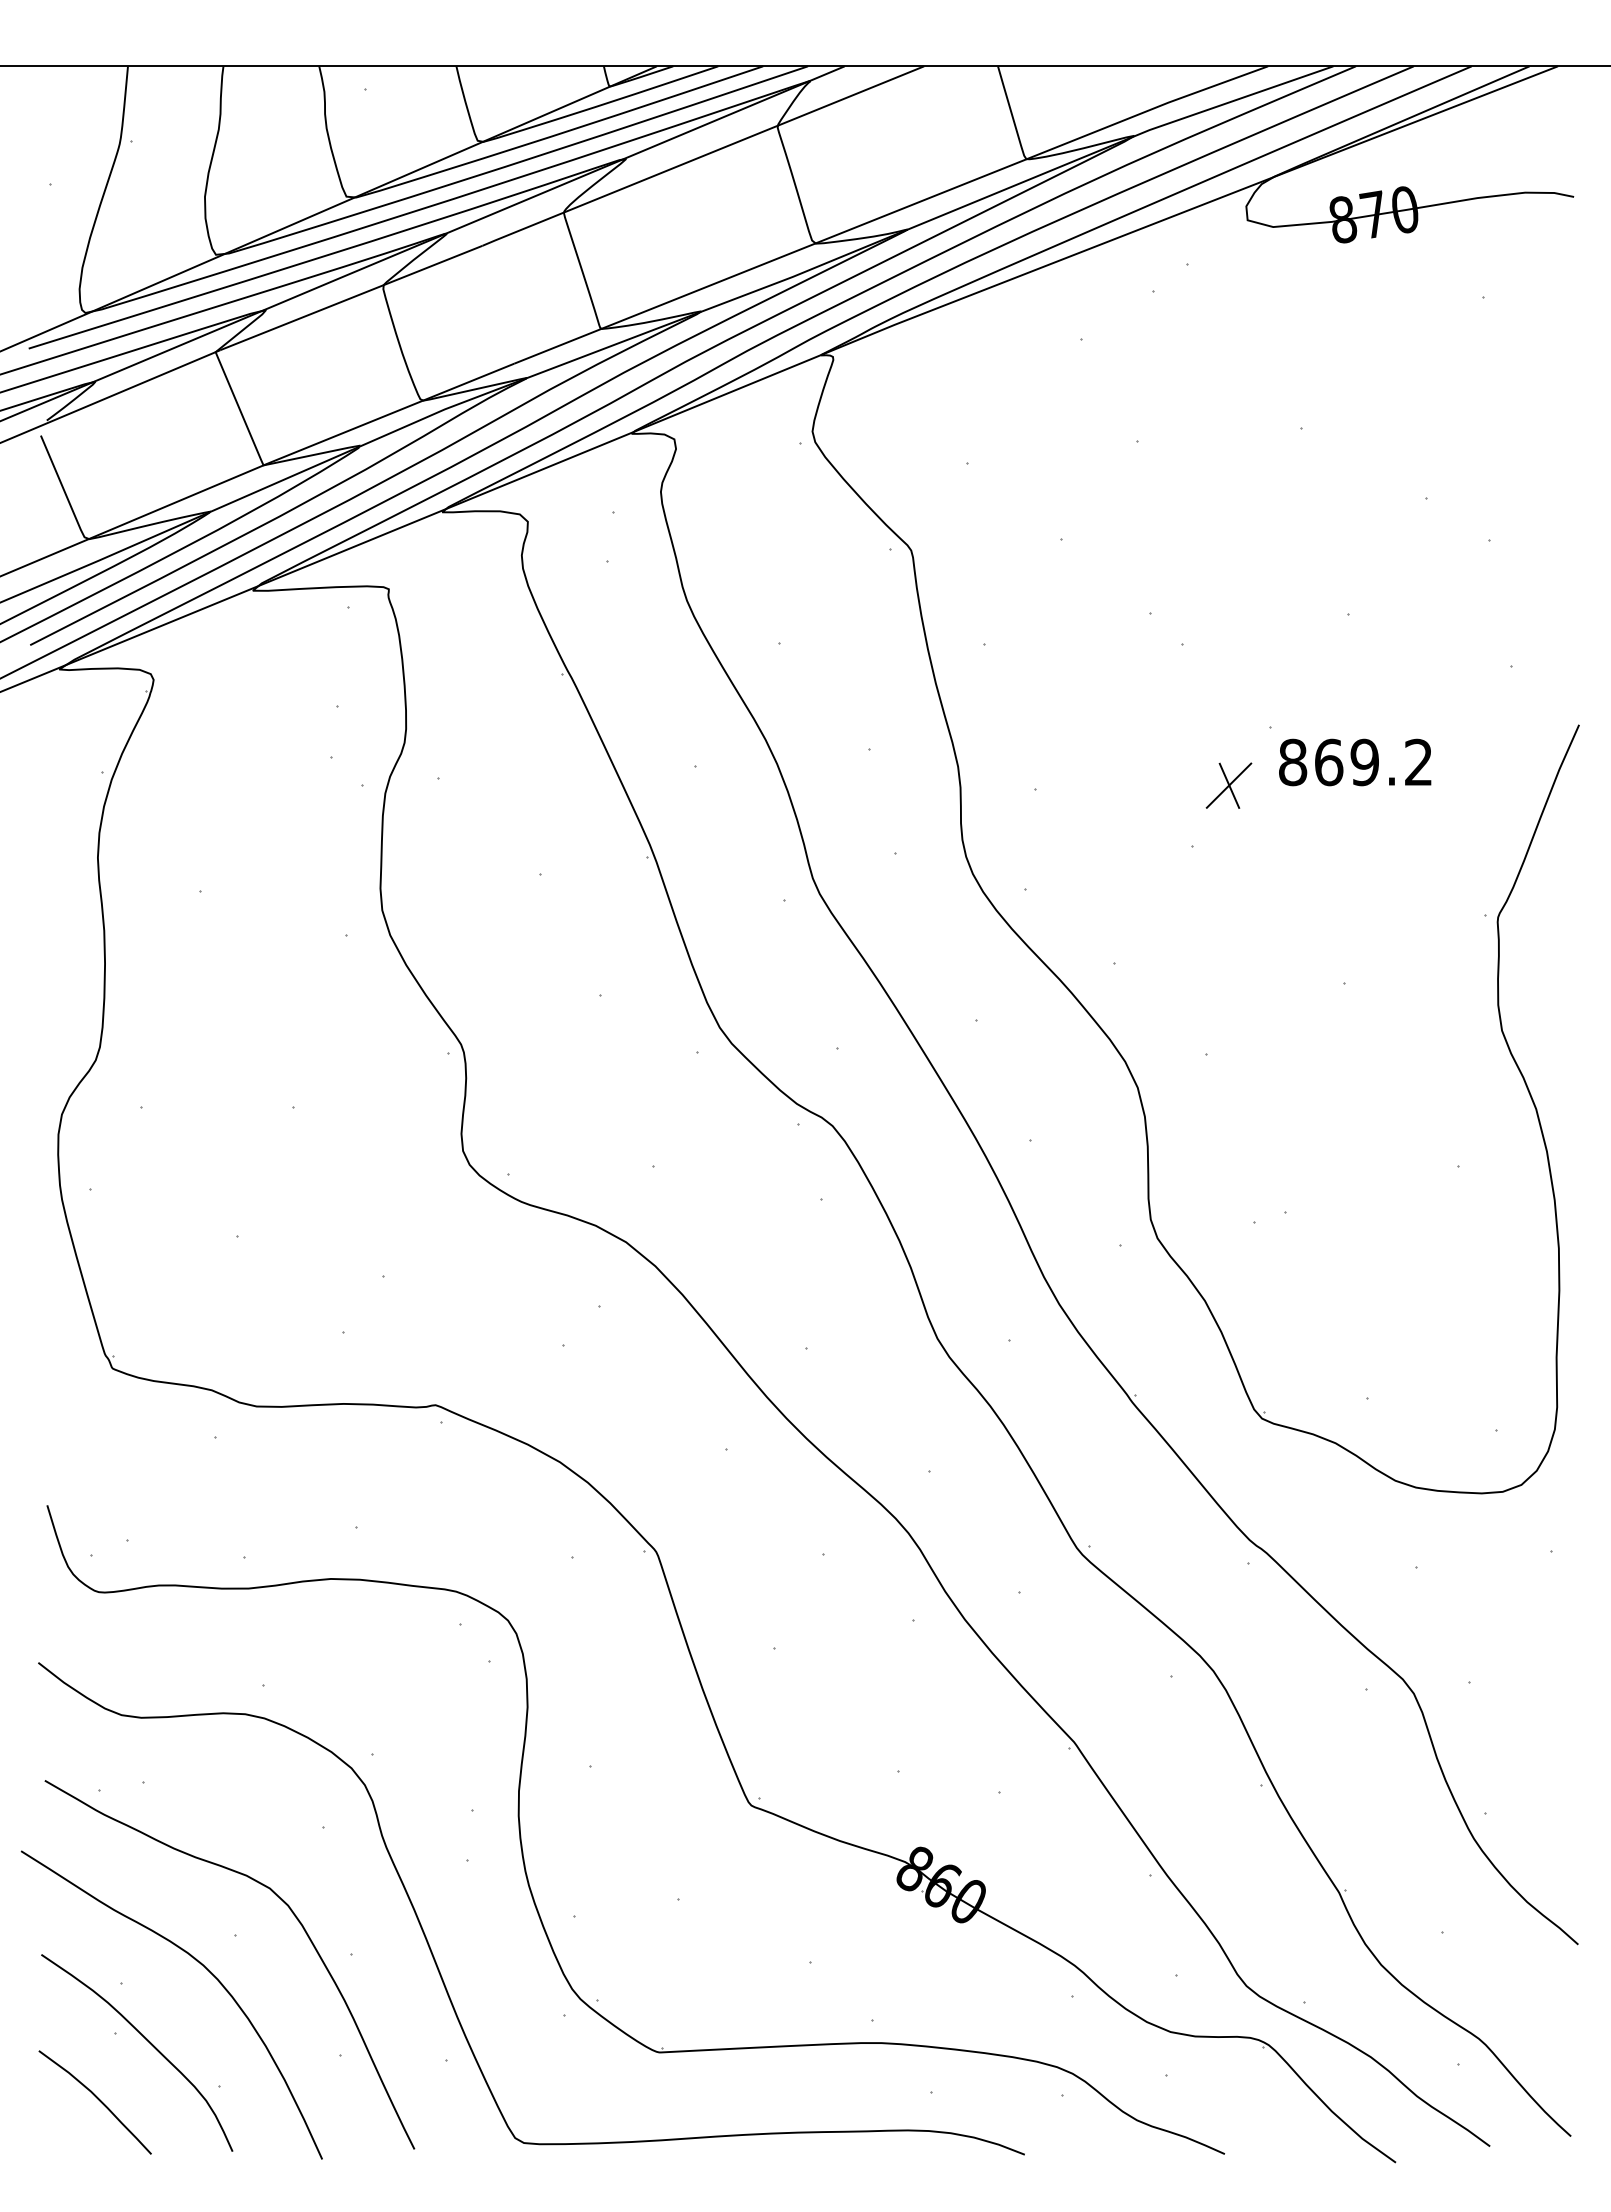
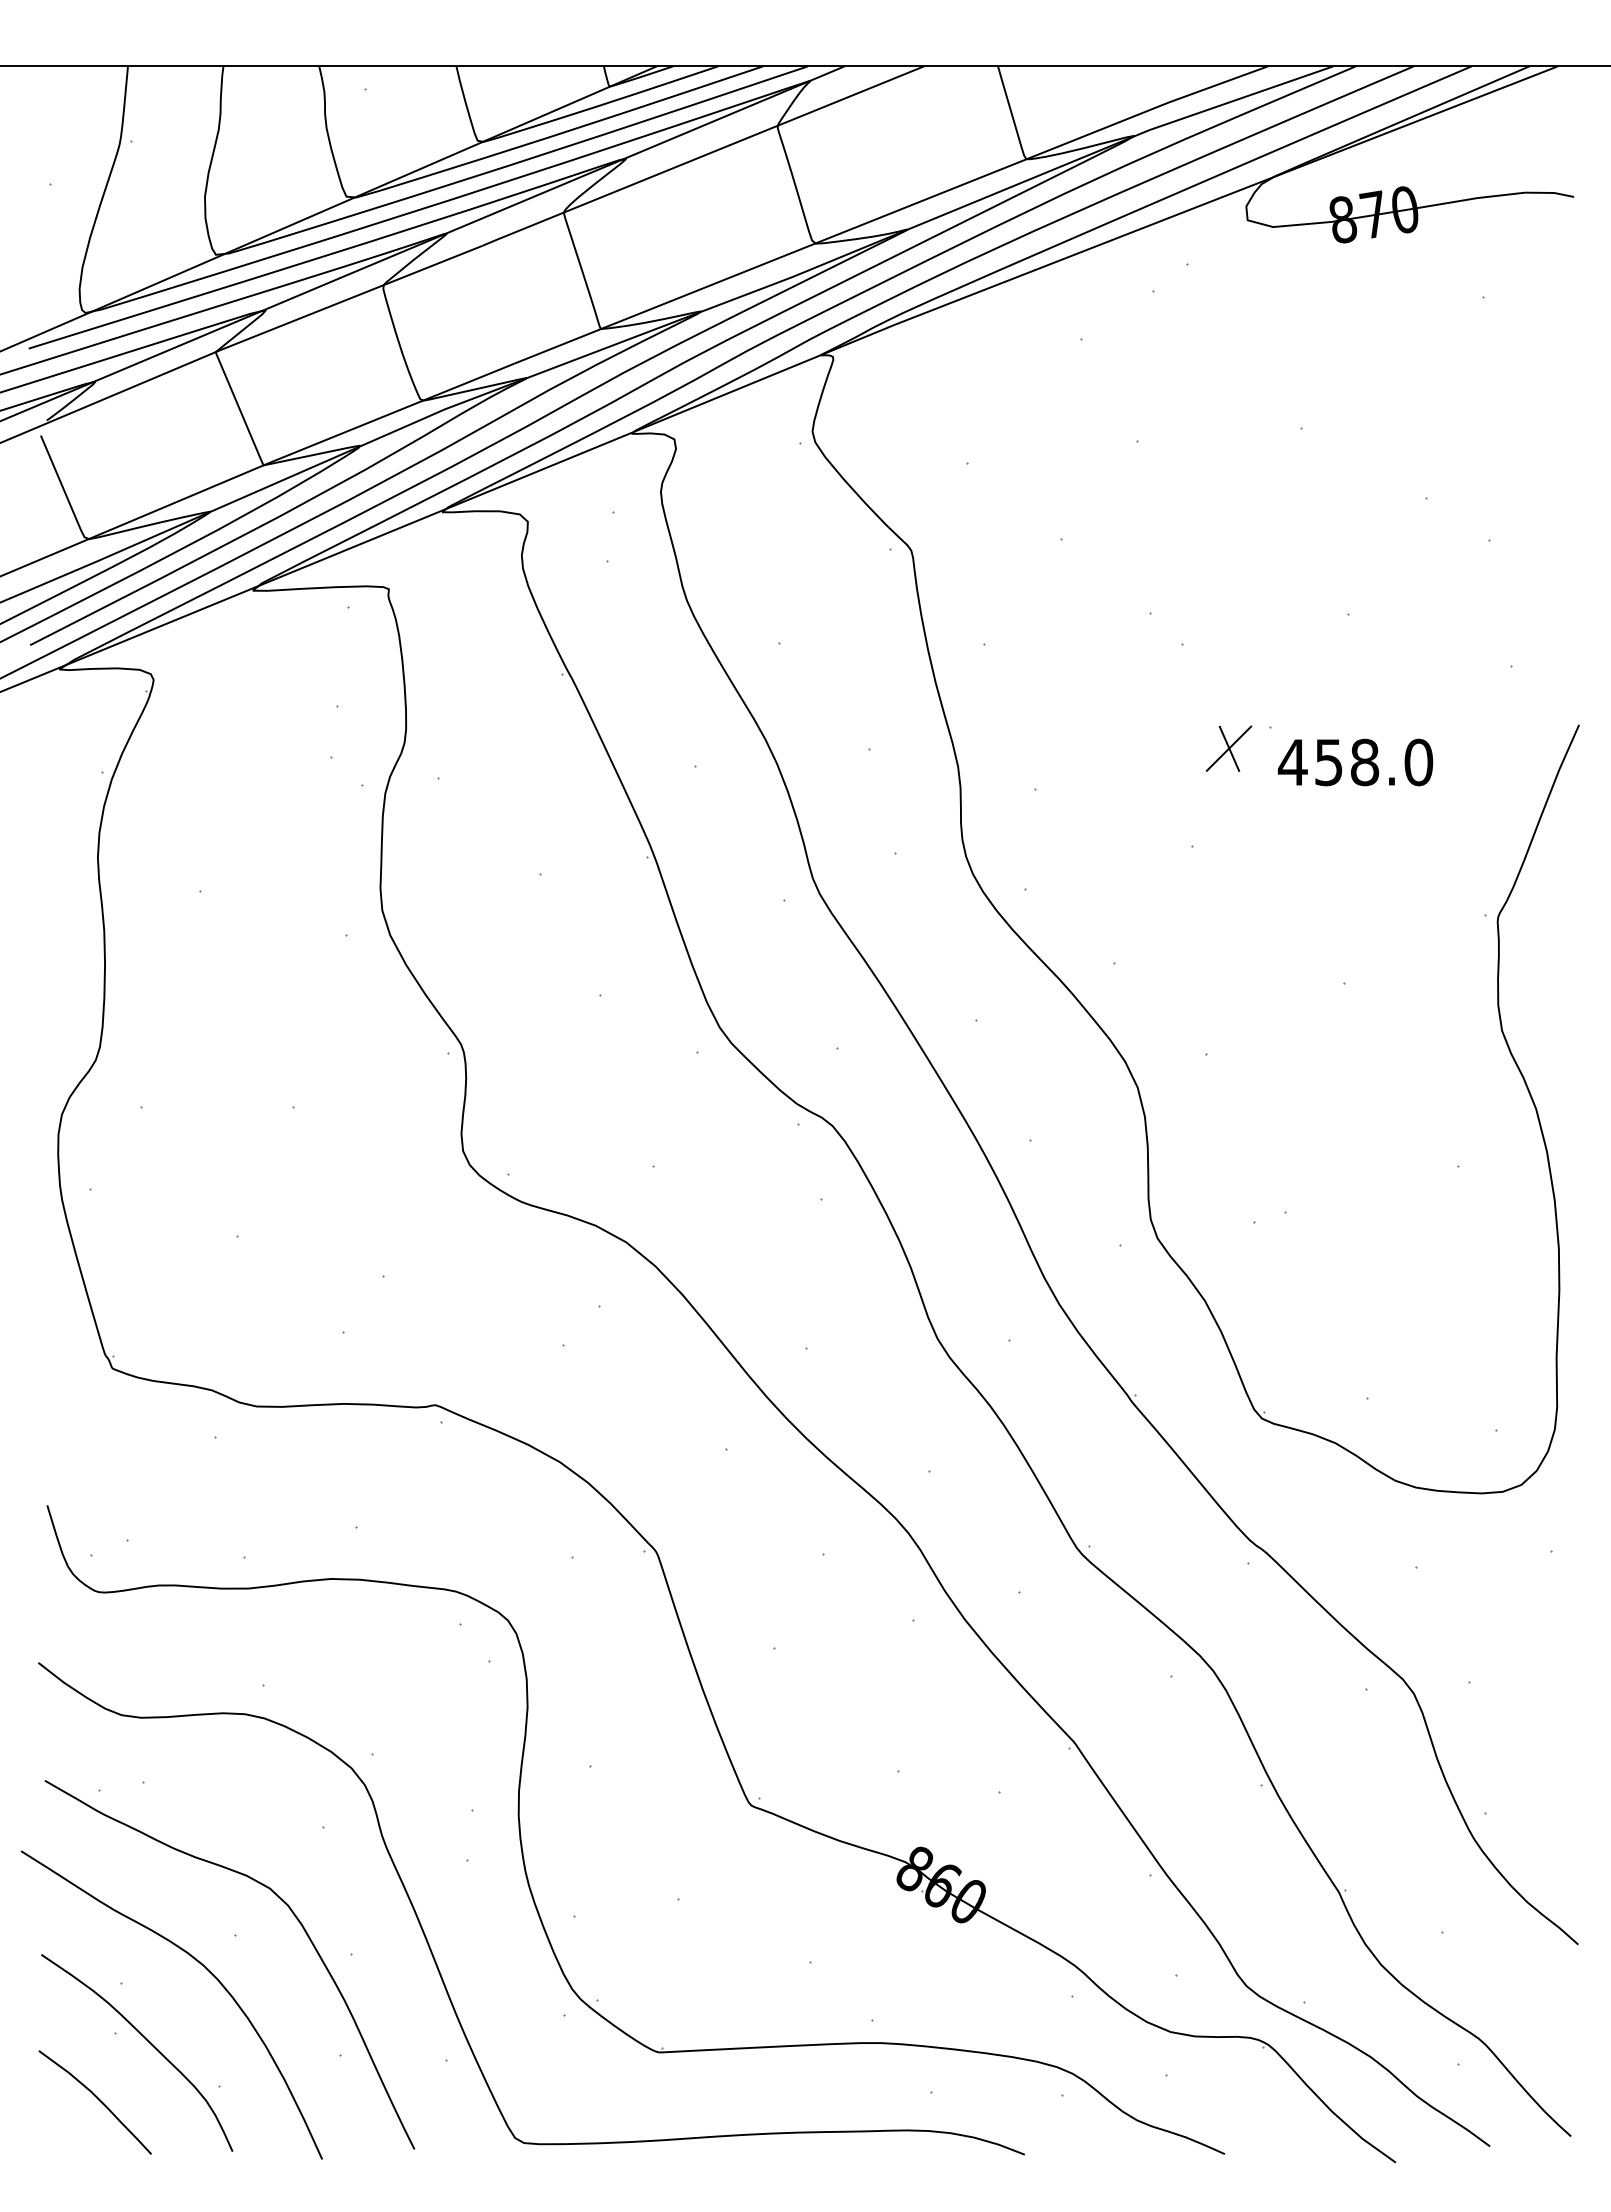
text: 869.2 -> 458.0 (1355, 762)
part position: (1228, 785) -> (1228, 748) (1228, 748)
